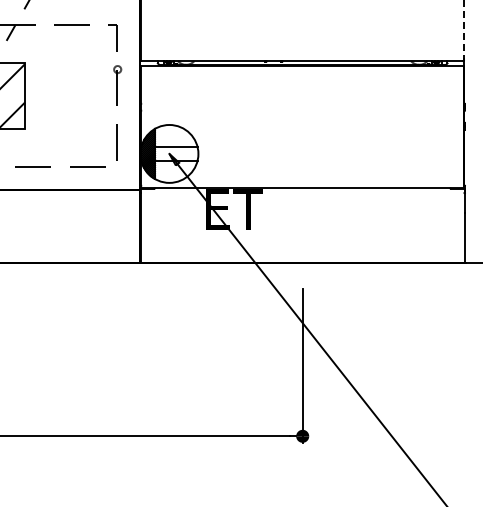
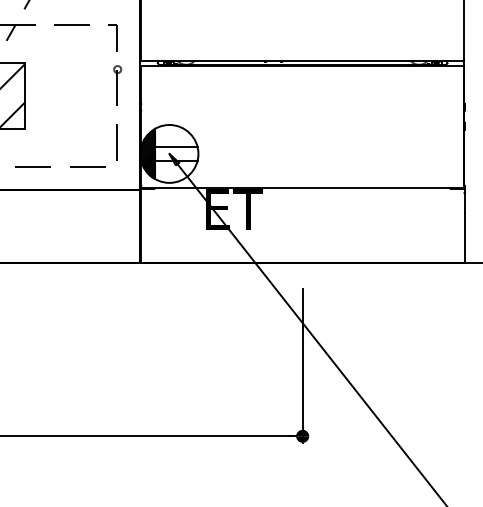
line: dashed -> solid (464, 31)
